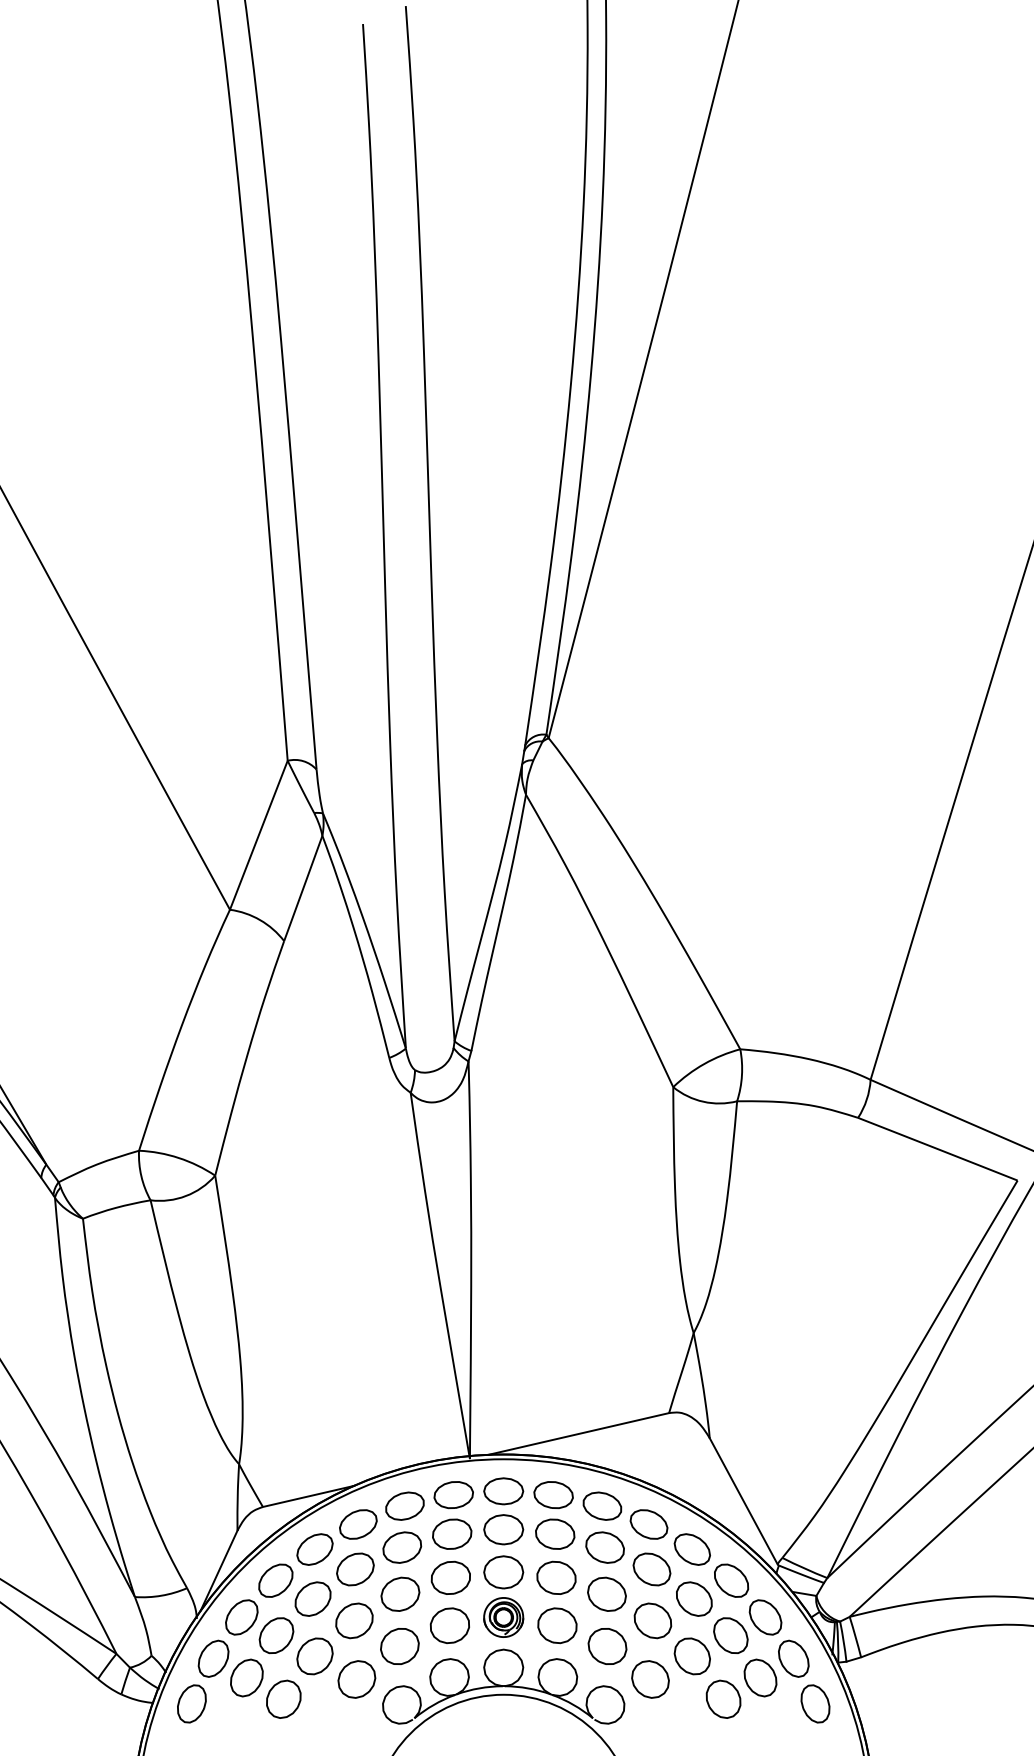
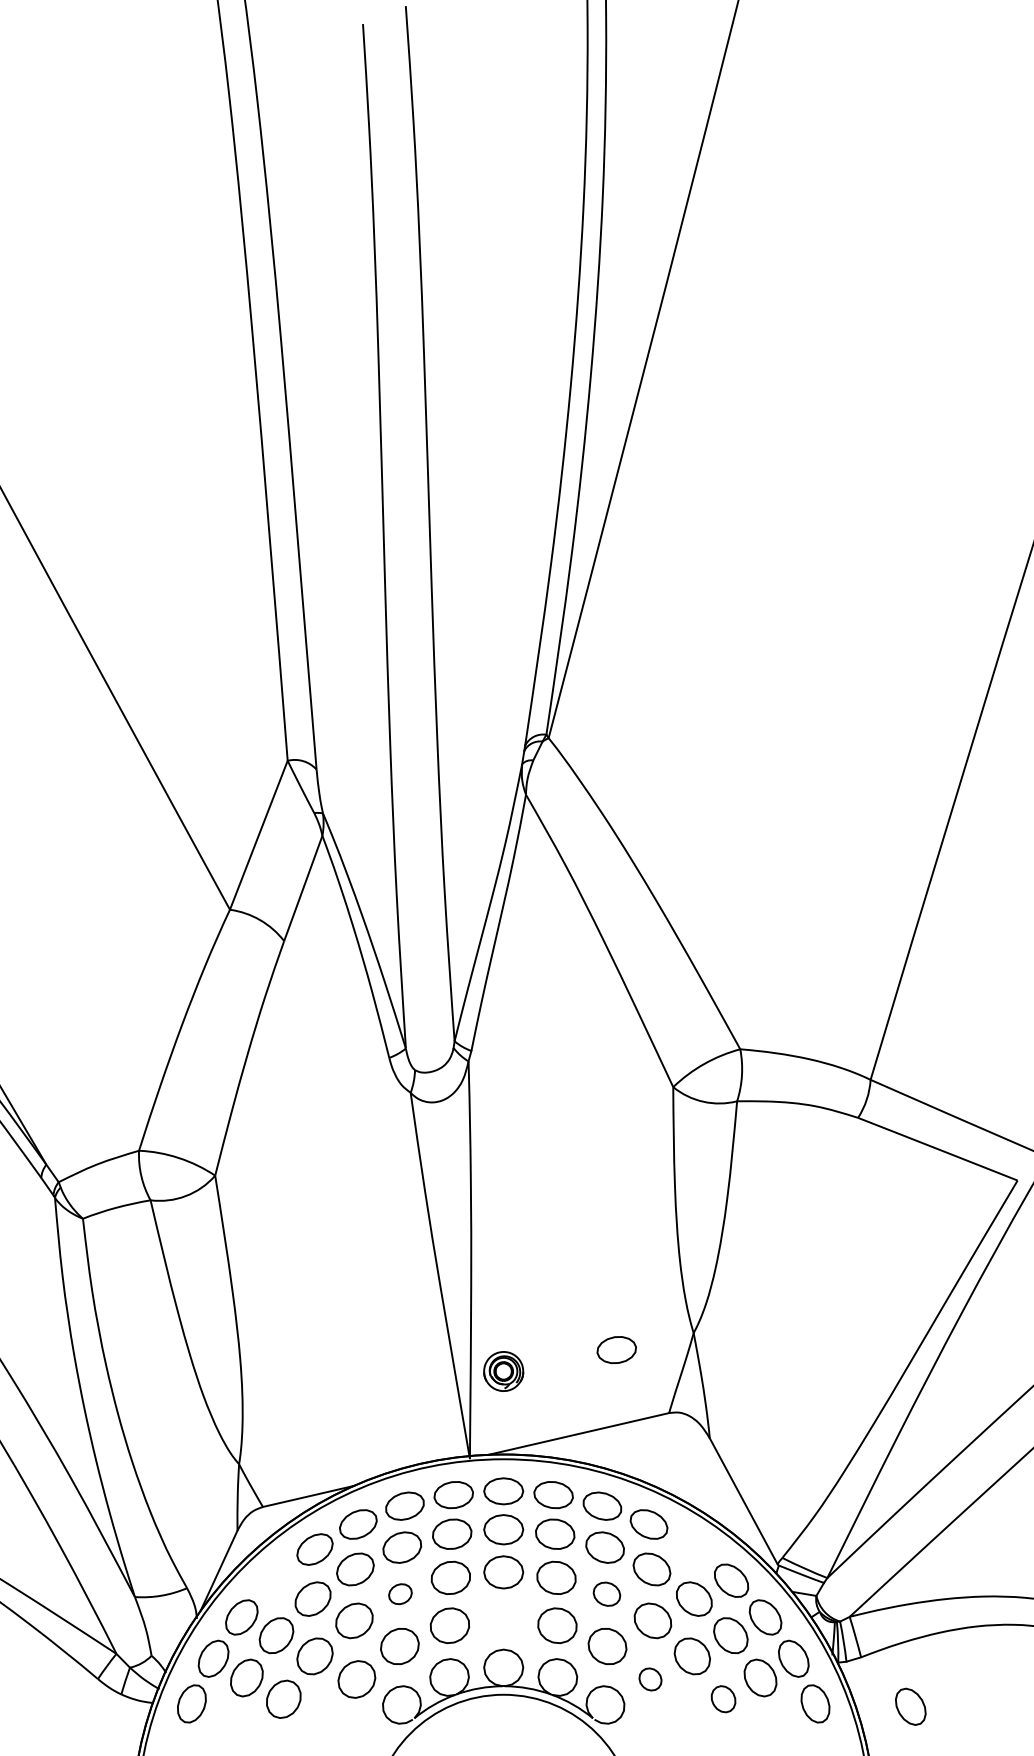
part: none -> present (616, 1350)
part: present -> none (691, 1549)
part: present -> none (275, 1580)
part size: 41x36 px -> 25x23 px (400, 1594)
part size: 40x36 px -> 30x26 px (606, 1593)
part position: (503, 1617) -> (503, 1371) (503, 1371)
part size: 39x39 px -> 25x25 px (650, 1679)
part size: 37x40 px -> 27x29 px (723, 1699)
part: none -> present (910, 1706)
